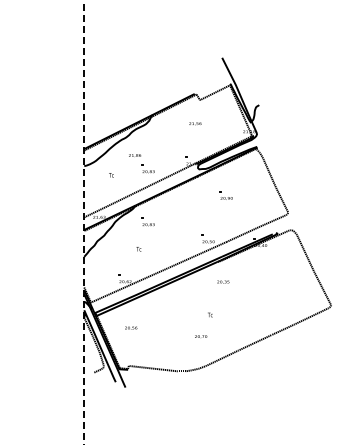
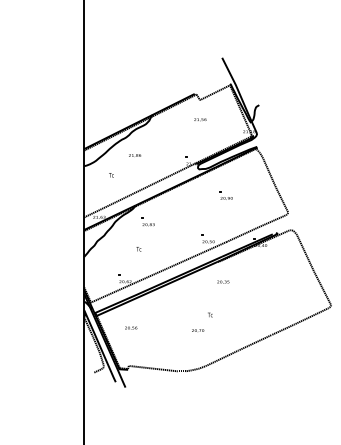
text position: (195, 123) -> (200, 119) (200, 119)
part: present -> none (147, 168)
line: dashed -> solid (84, 222)
text position: (201, 336) -> (198, 330) (198, 330)
